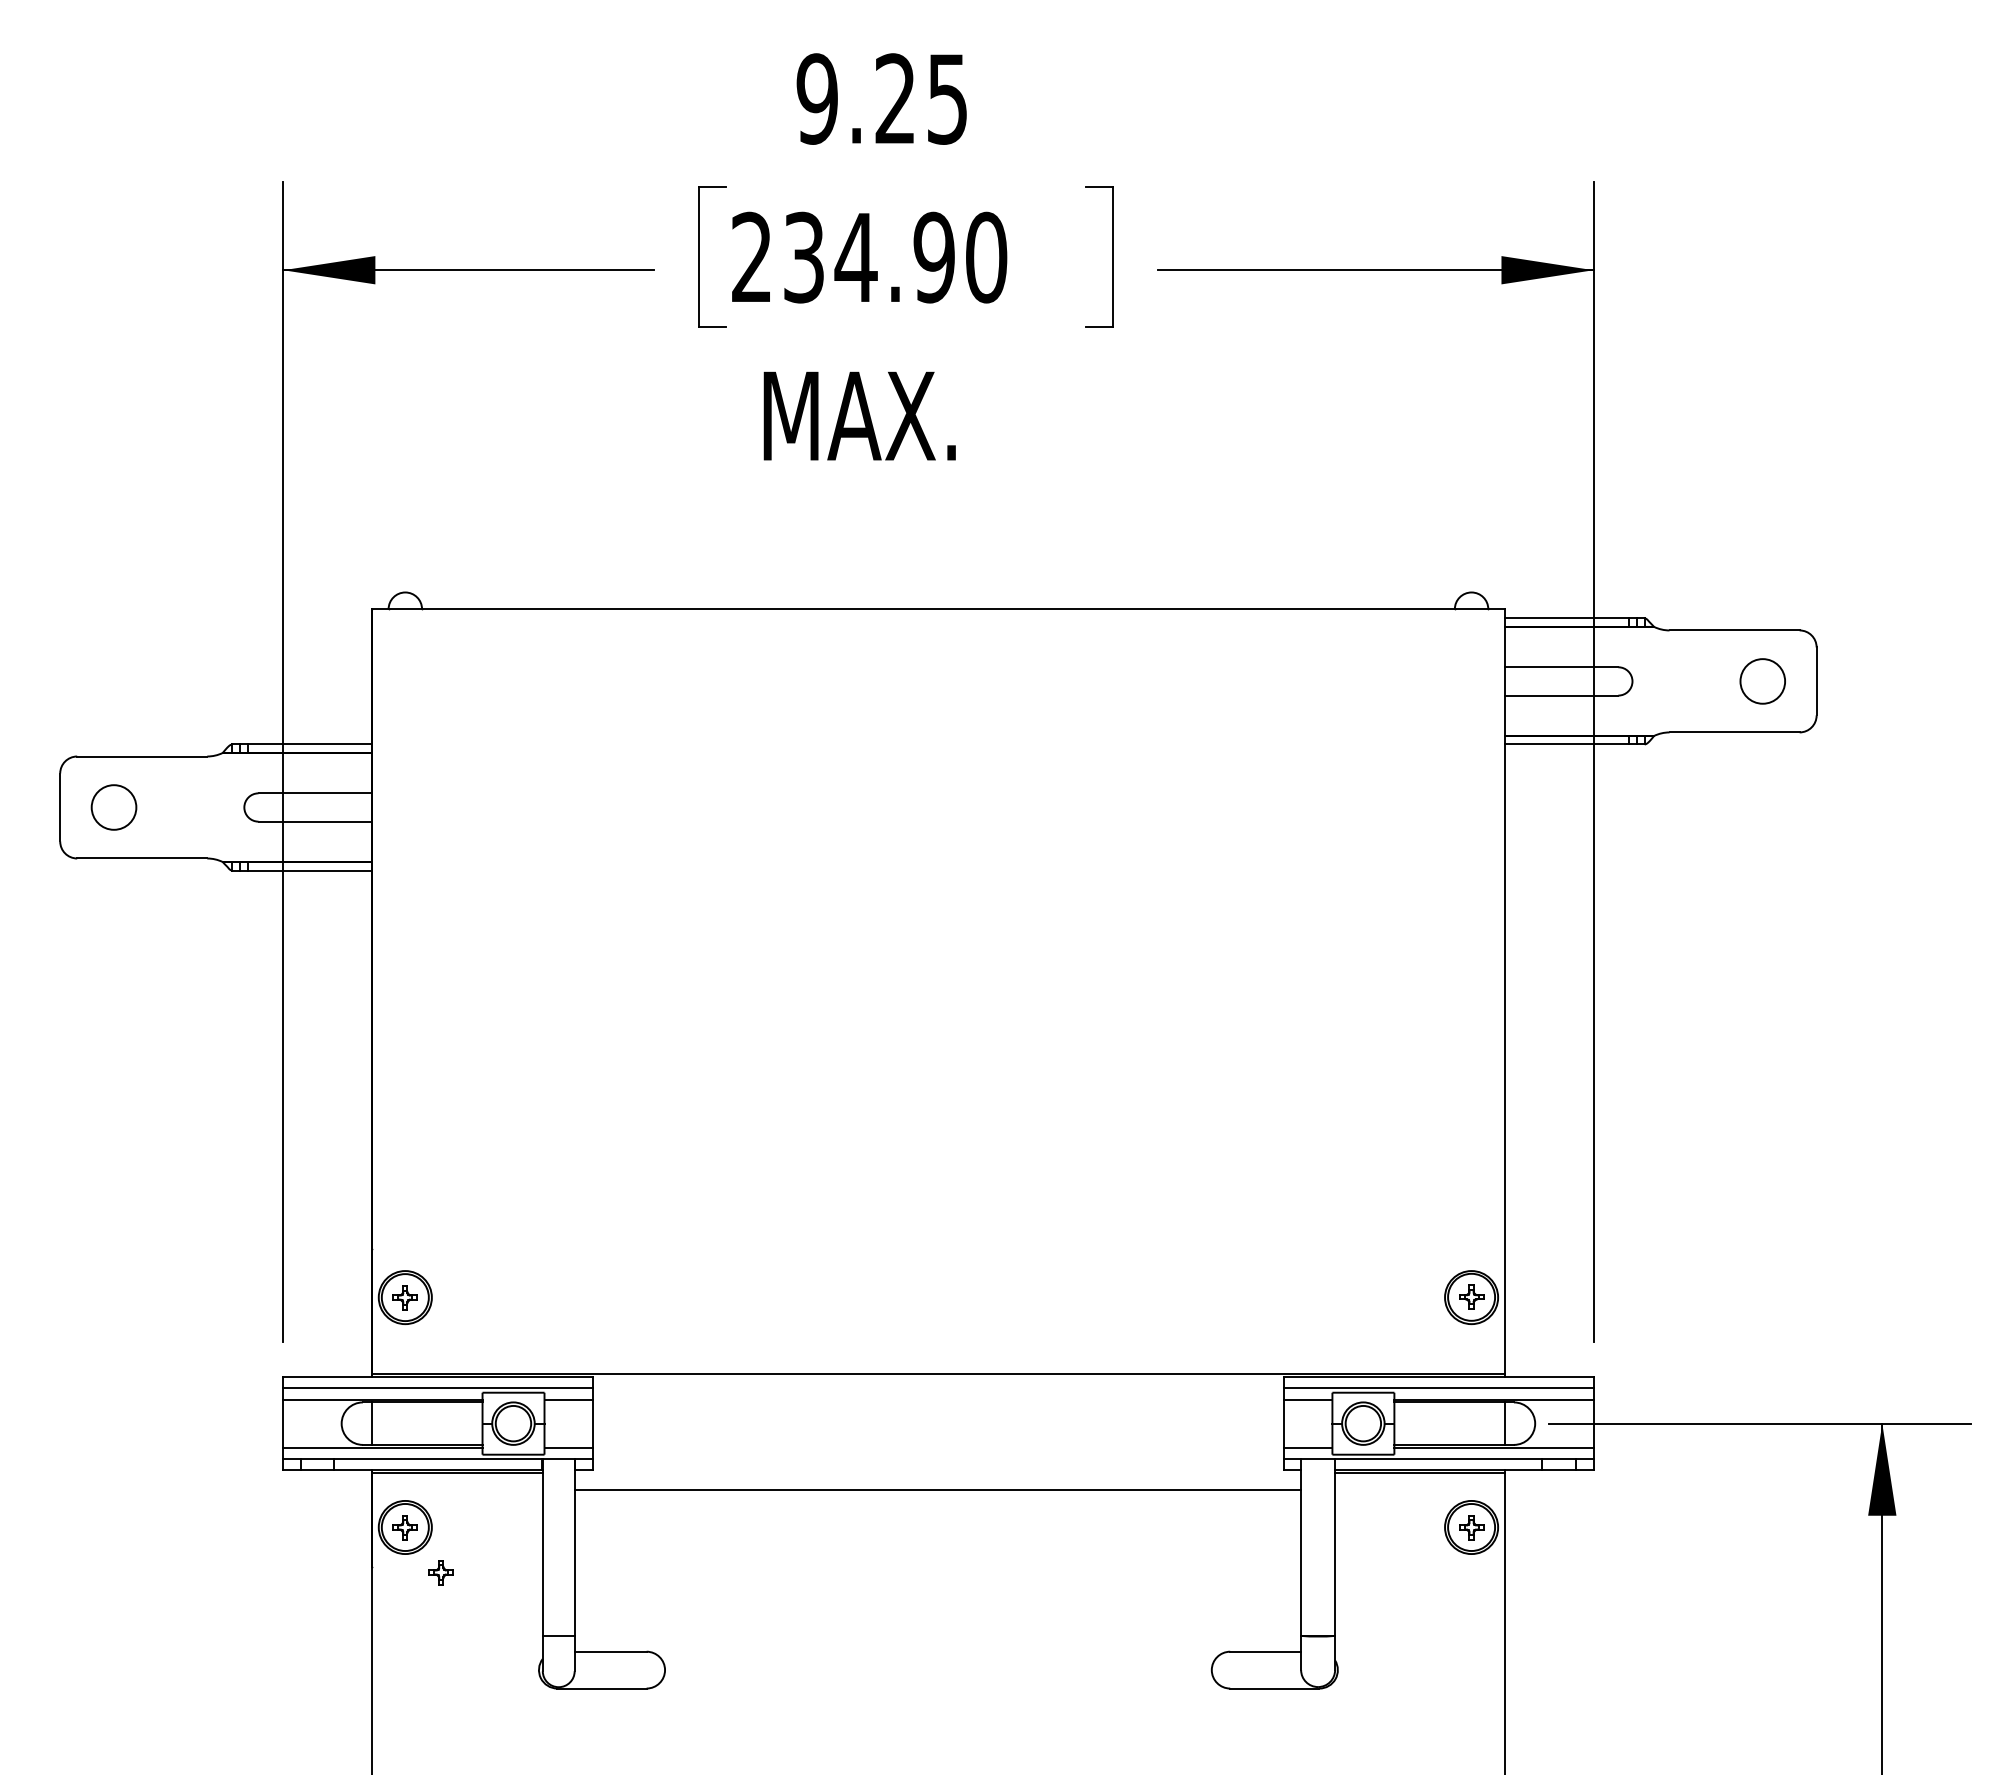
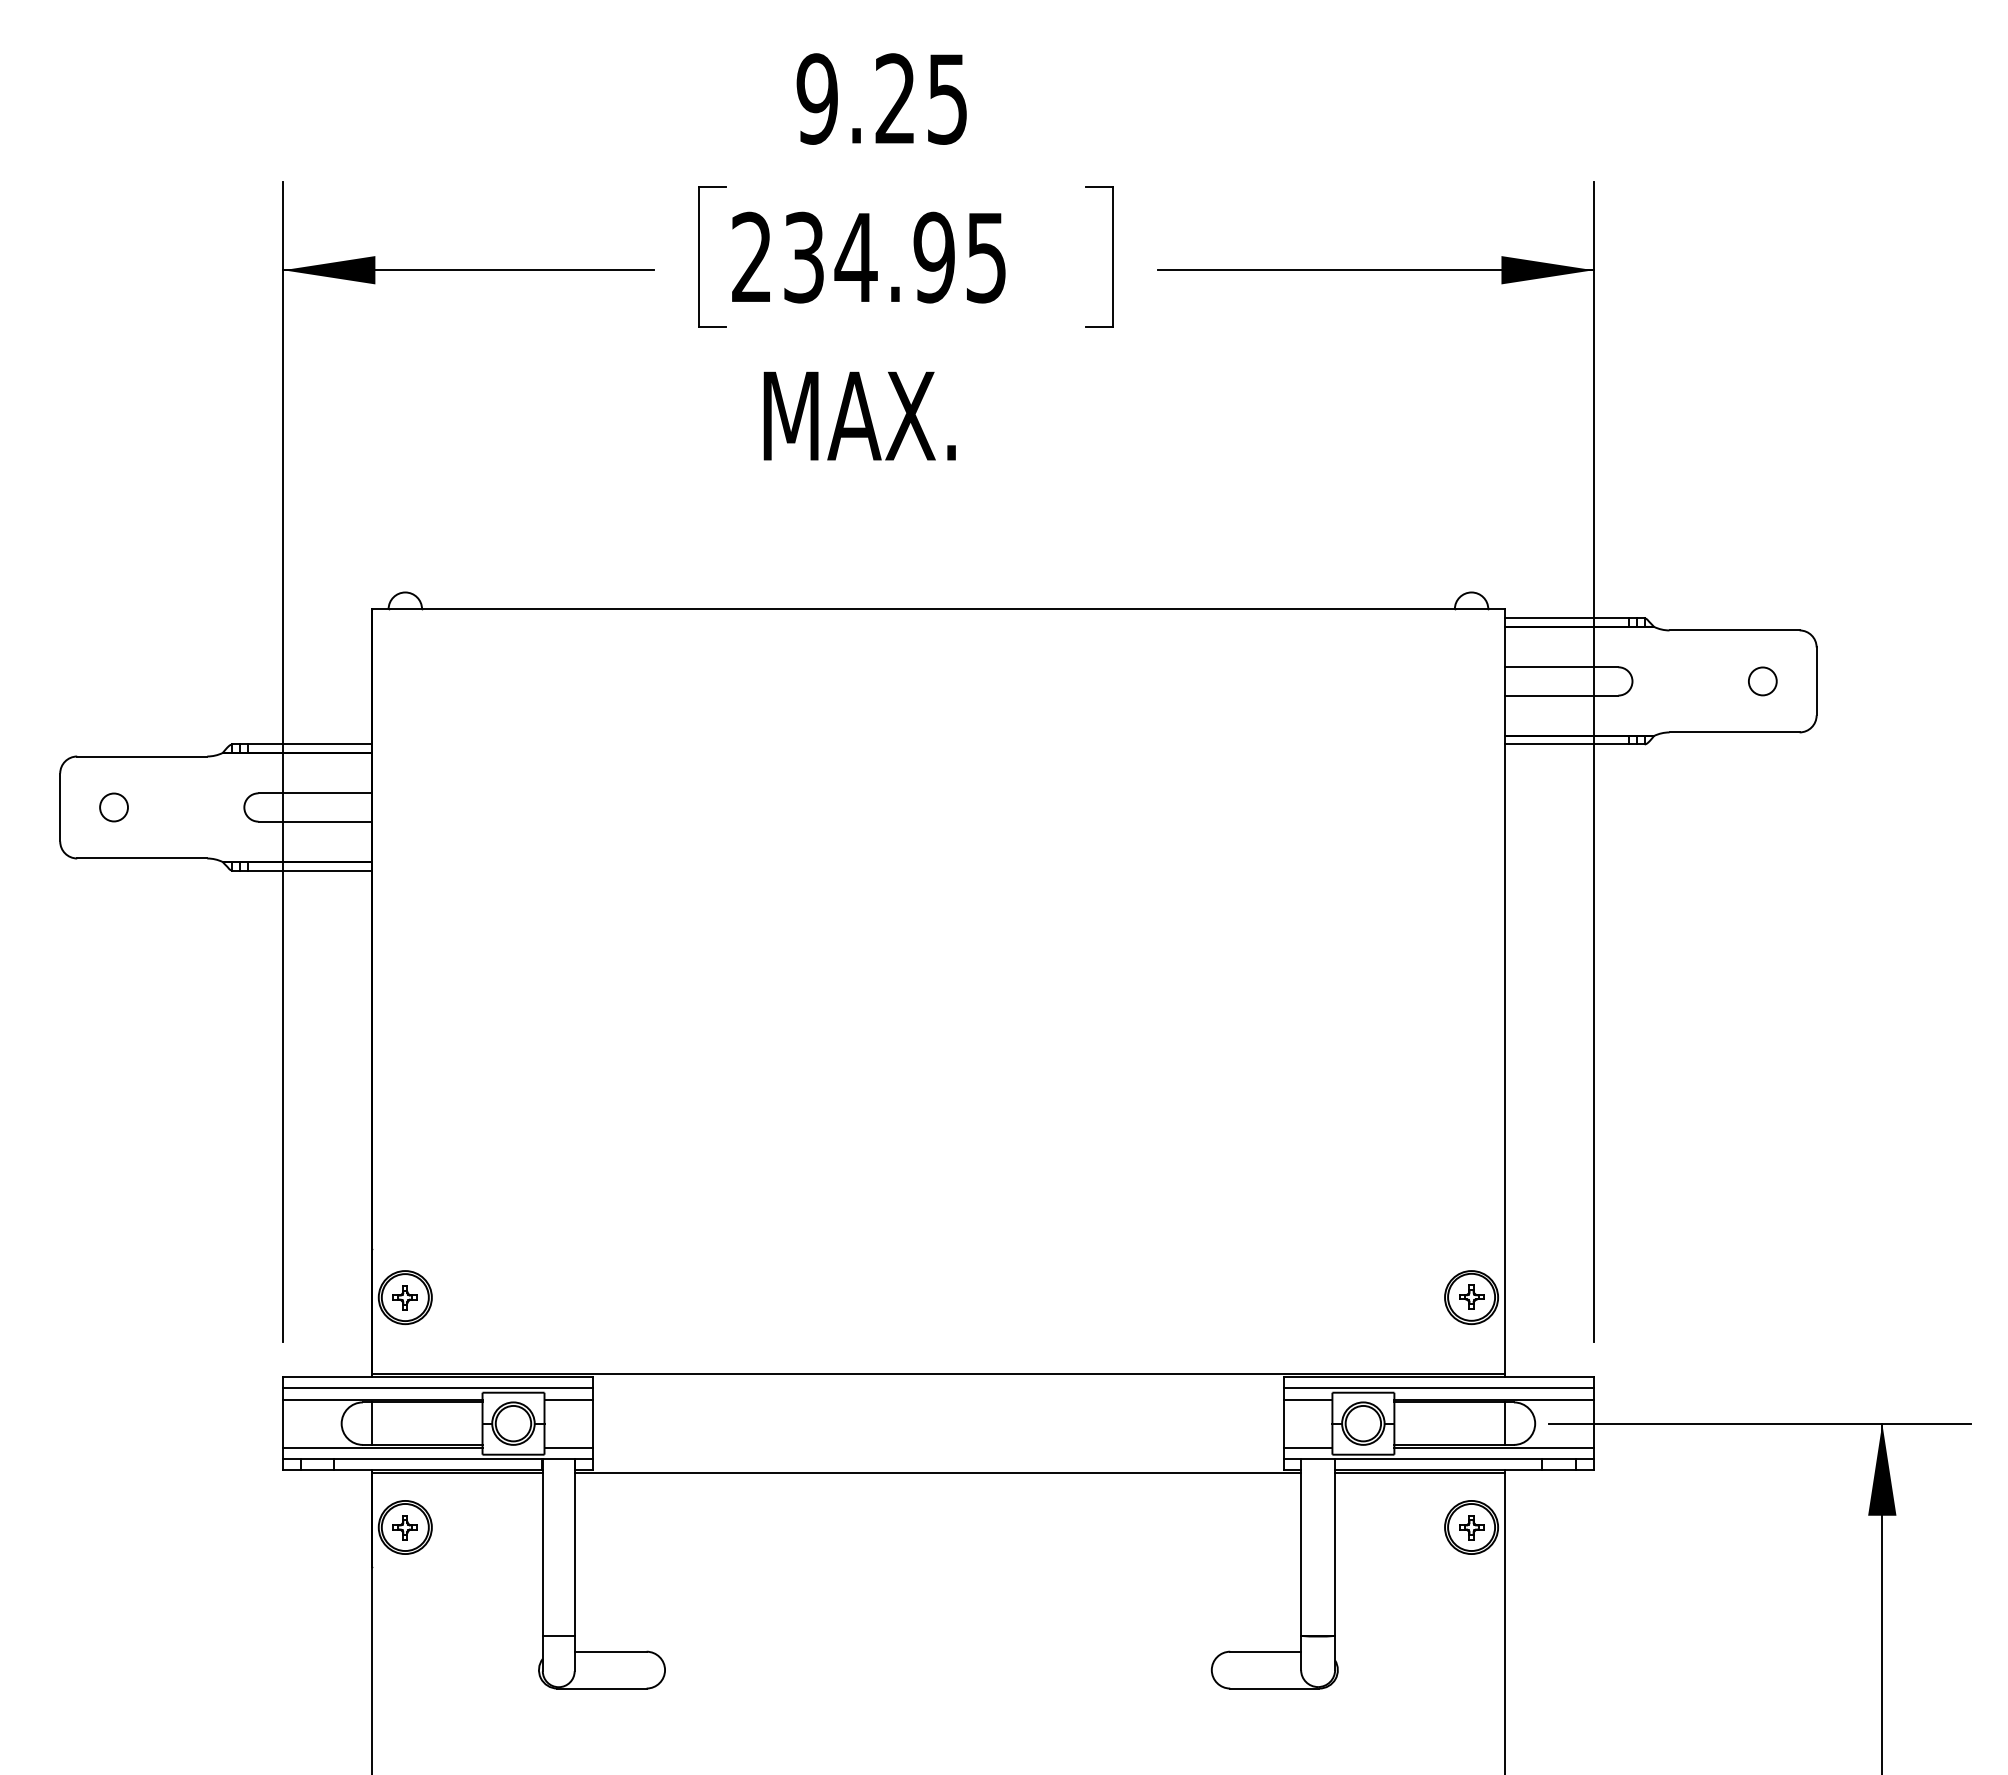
text: 234.90 -> 234.95 (986, 257)
circle diameter: 45 px -> 28 px (1762, 681)
circle diameter: 45 px -> 28 px (114, 807)
line position: (937, 1490) -> (937, 1473) (937, 1473)
part: present -> none (440, 1572)
